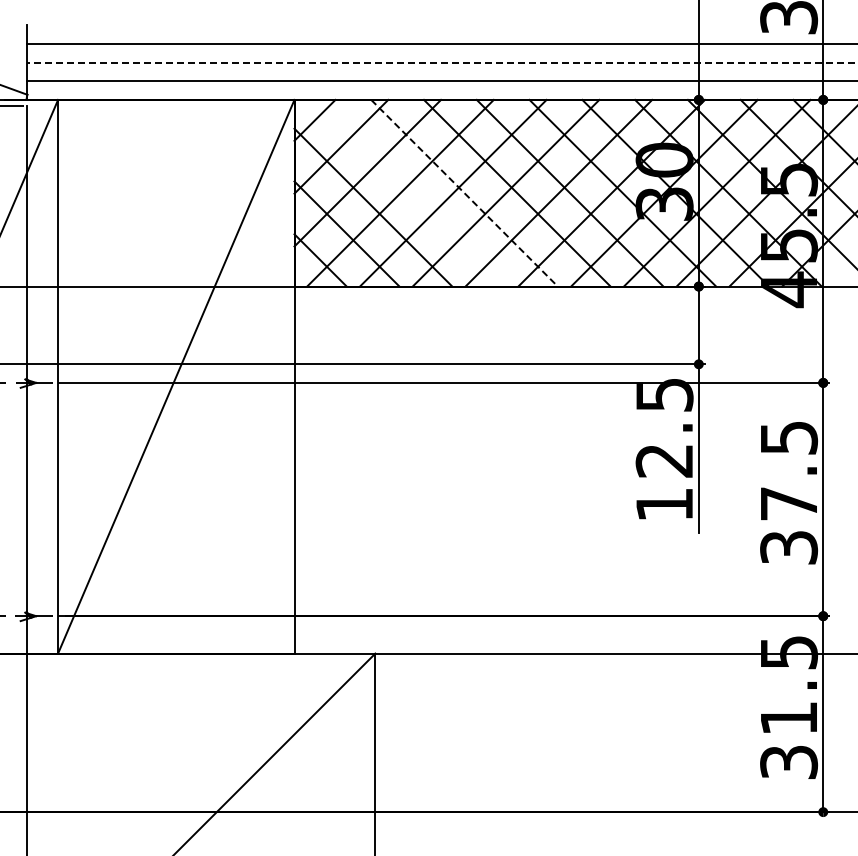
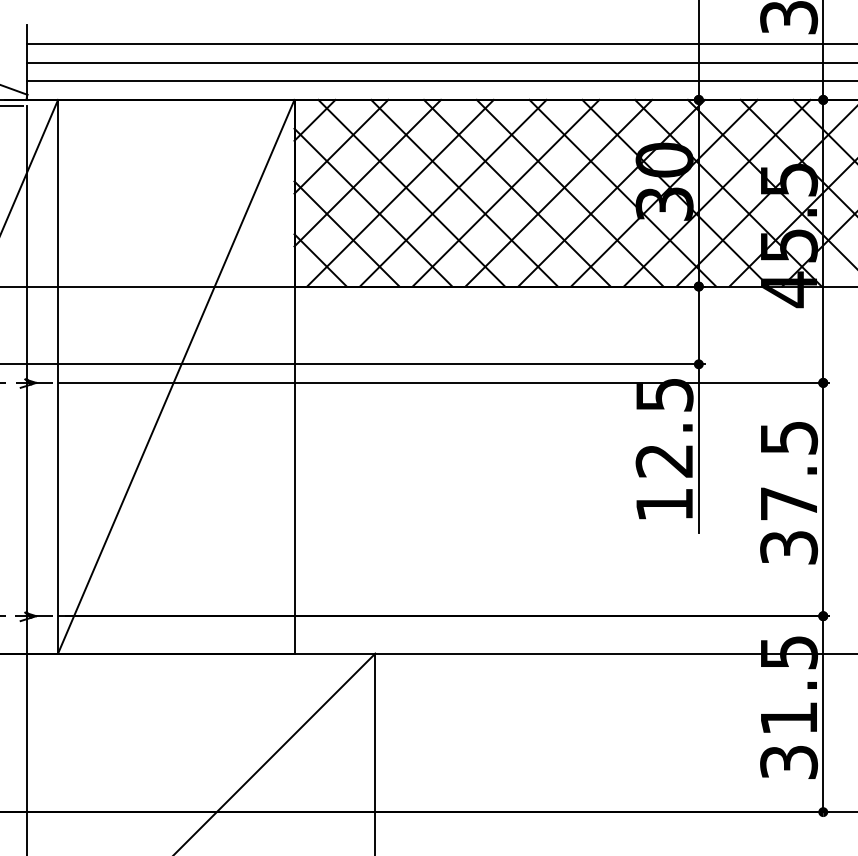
line: dashed -> solid (441, 62)
line: none -> present (411, 192)
line: dashed -> solid (464, 193)
